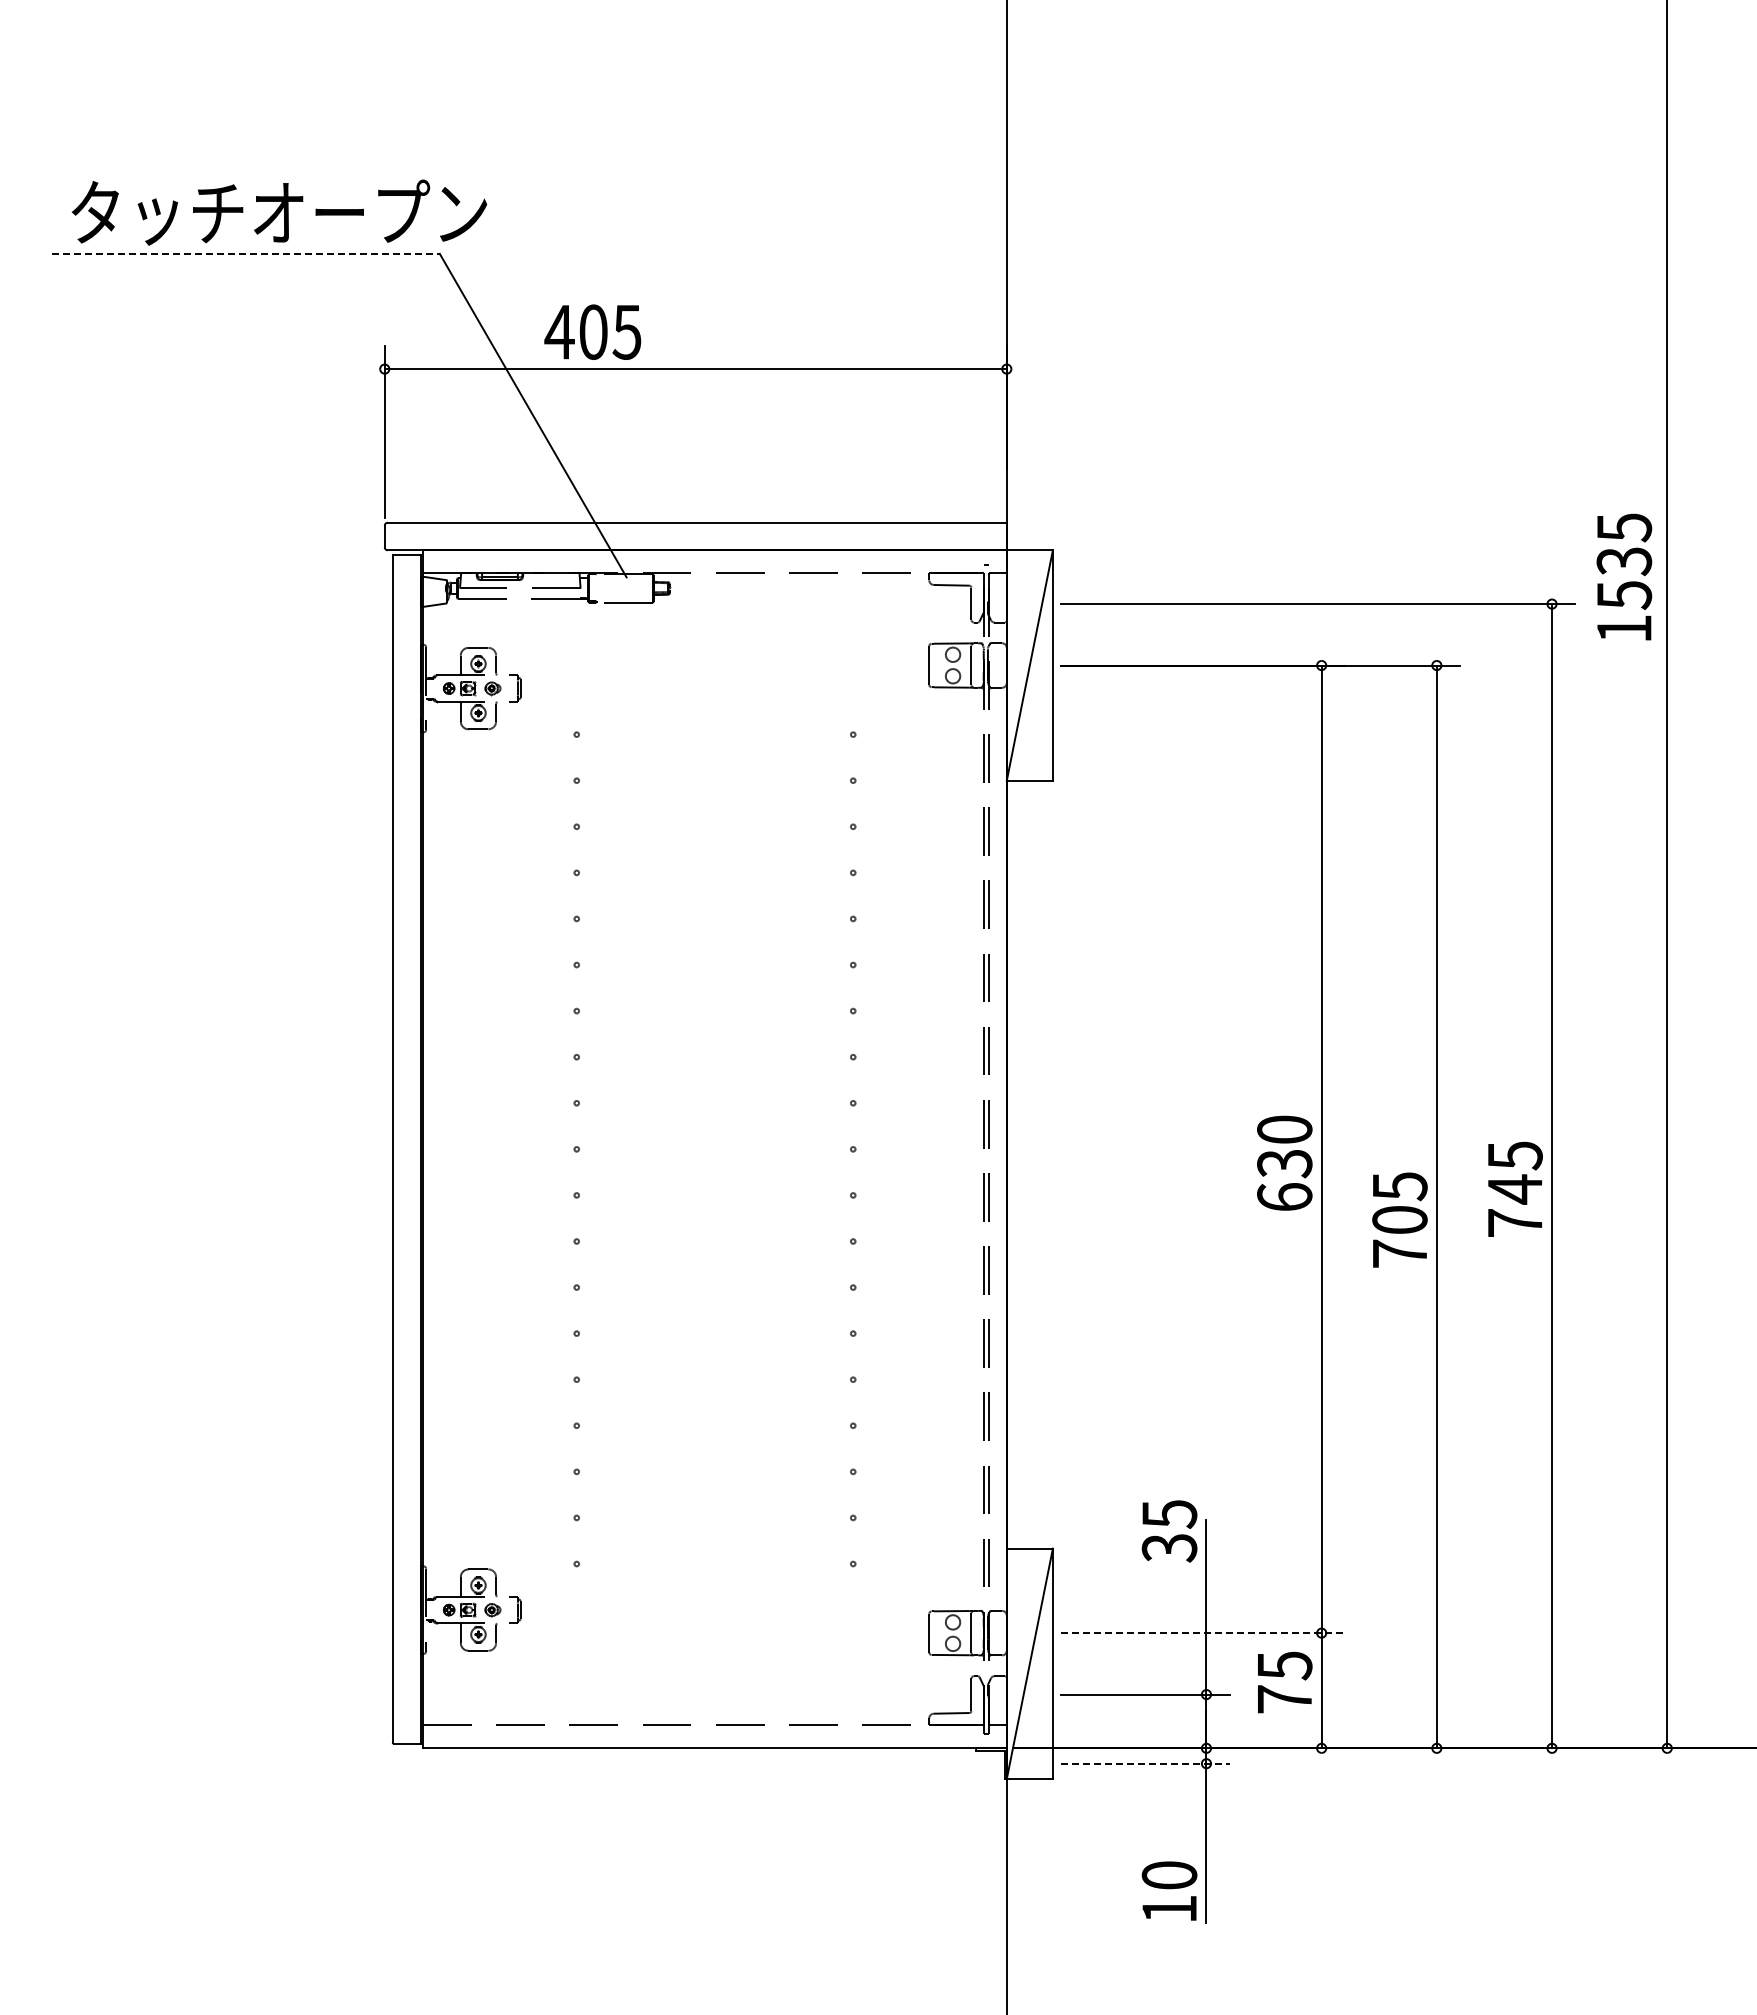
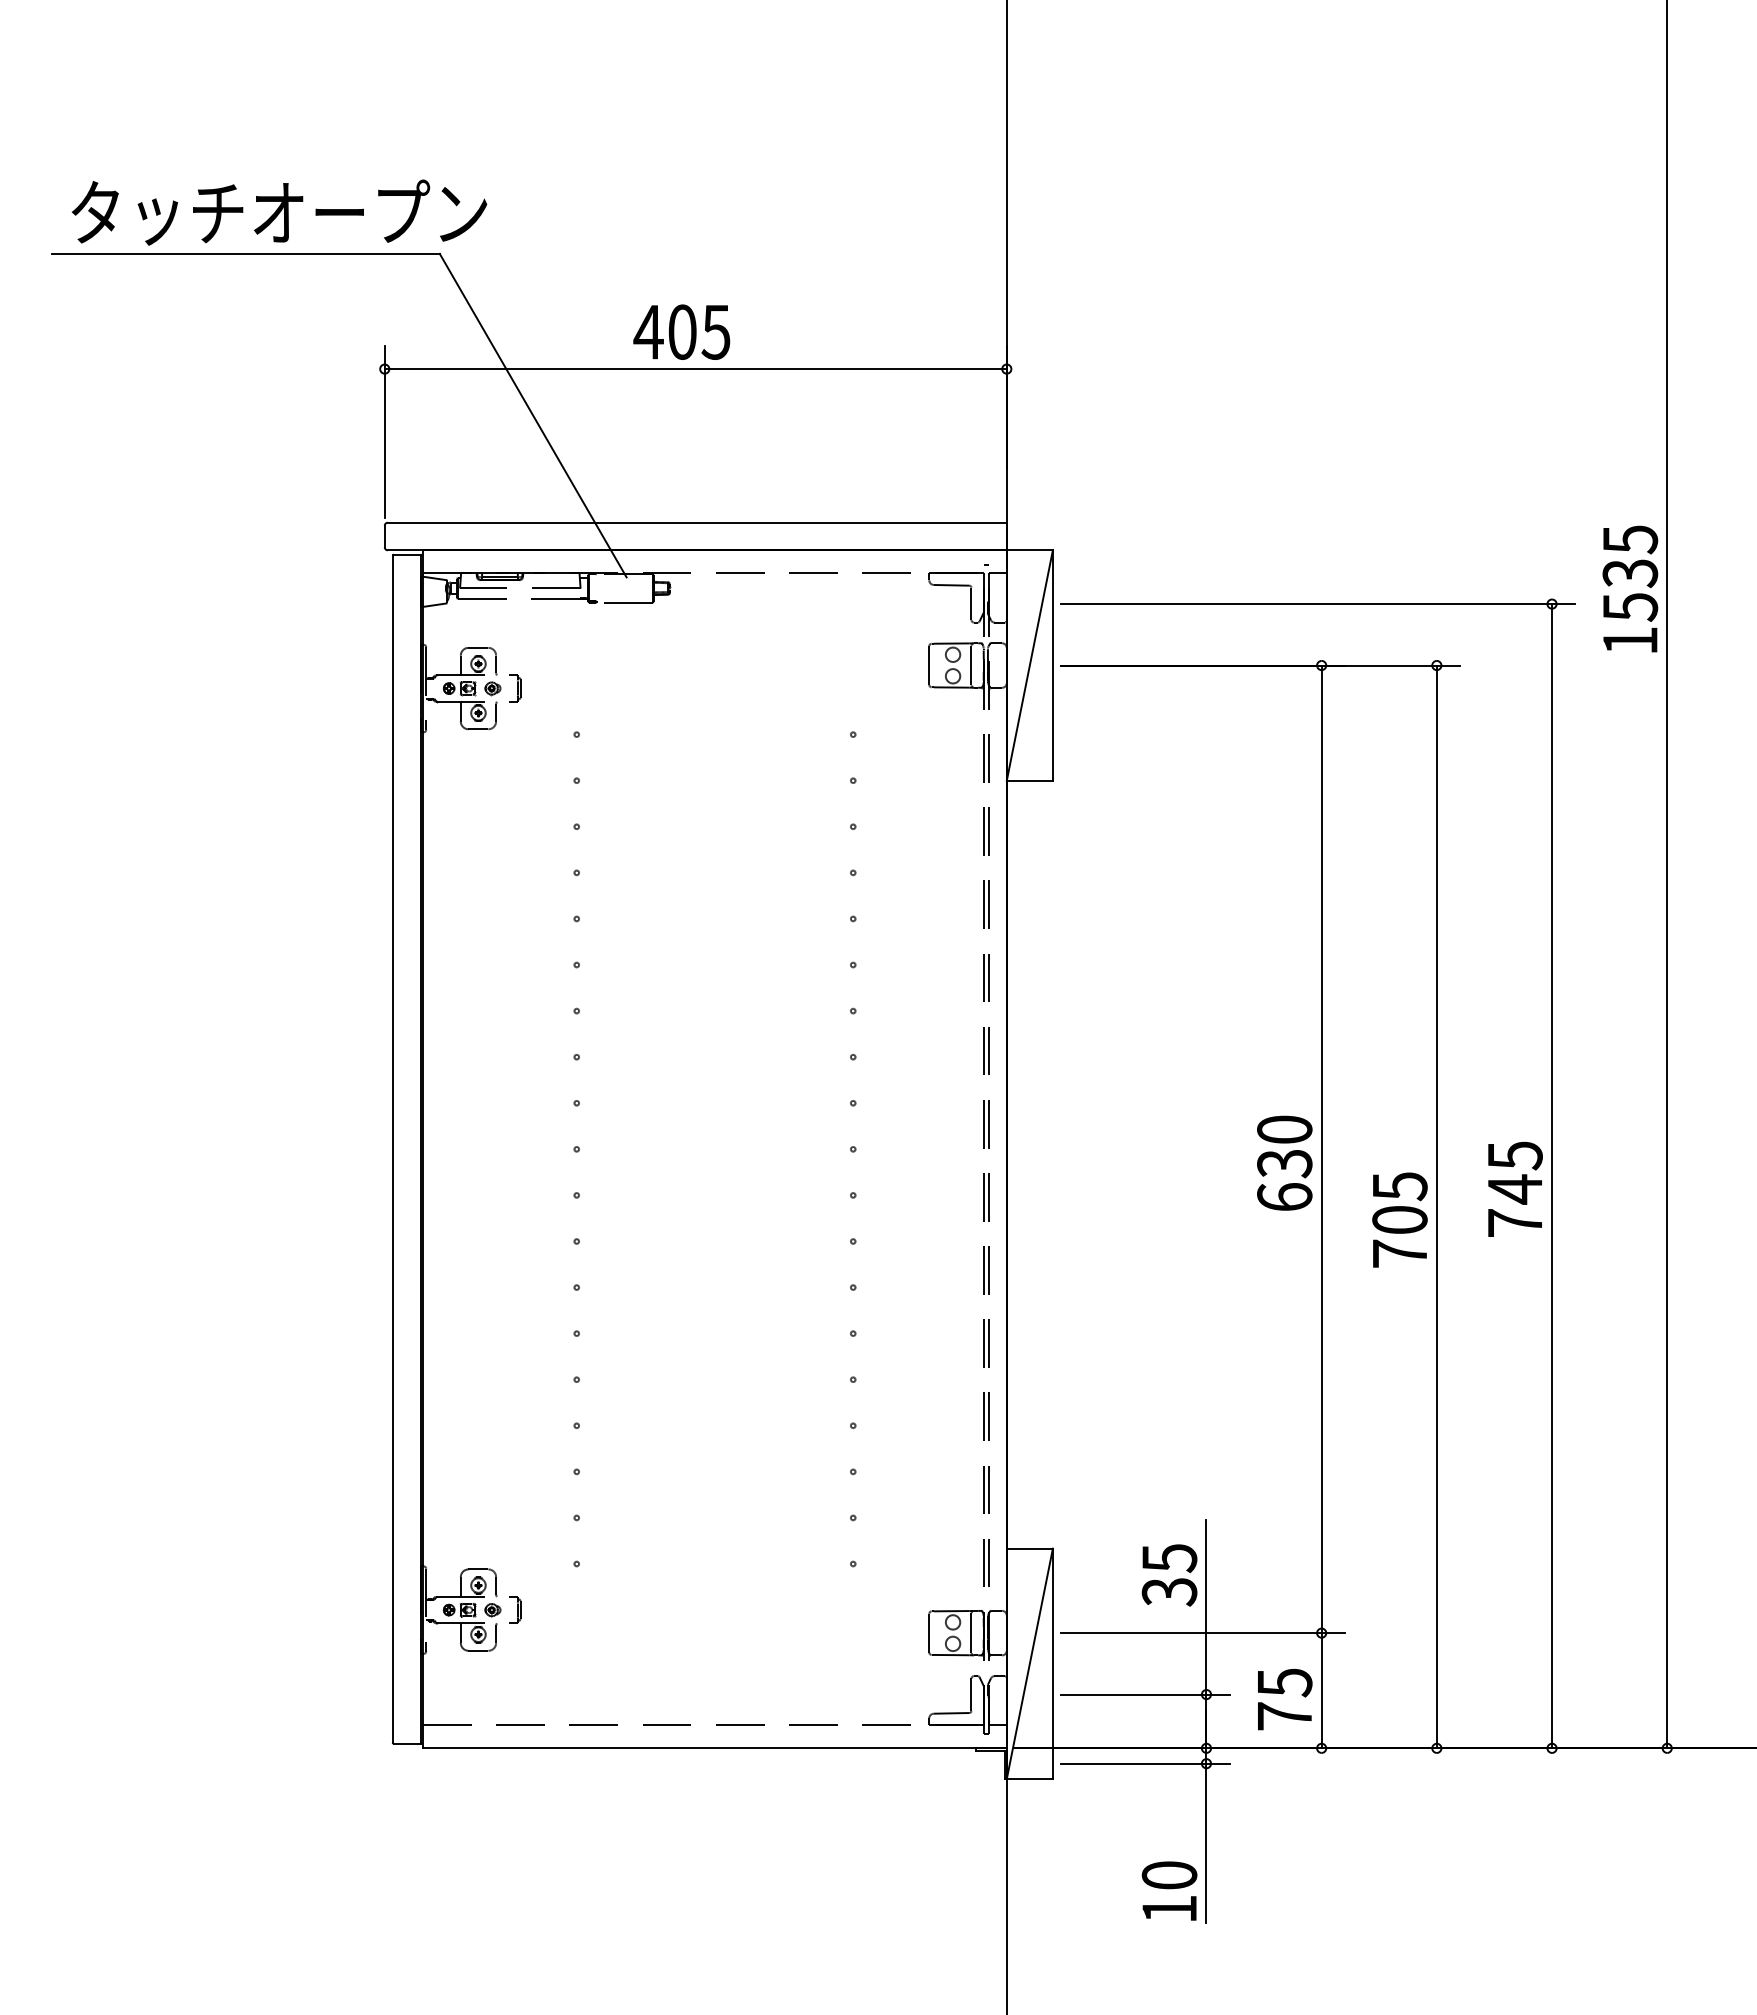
line: dashed -> solid (246, 253)
text position: (592, 331) -> (681, 331) (681, 331)
text position: (1624, 576) -> (1630, 588) (1630, 588)
text position: (1169, 1531) -> (1169, 1575) (1169, 1575)
line: dashed -> solid (1203, 1633)
text position: (1285, 1682) -> (1285, 1699) (1285, 1699)
line: dashed -> solid (1145, 1763)
